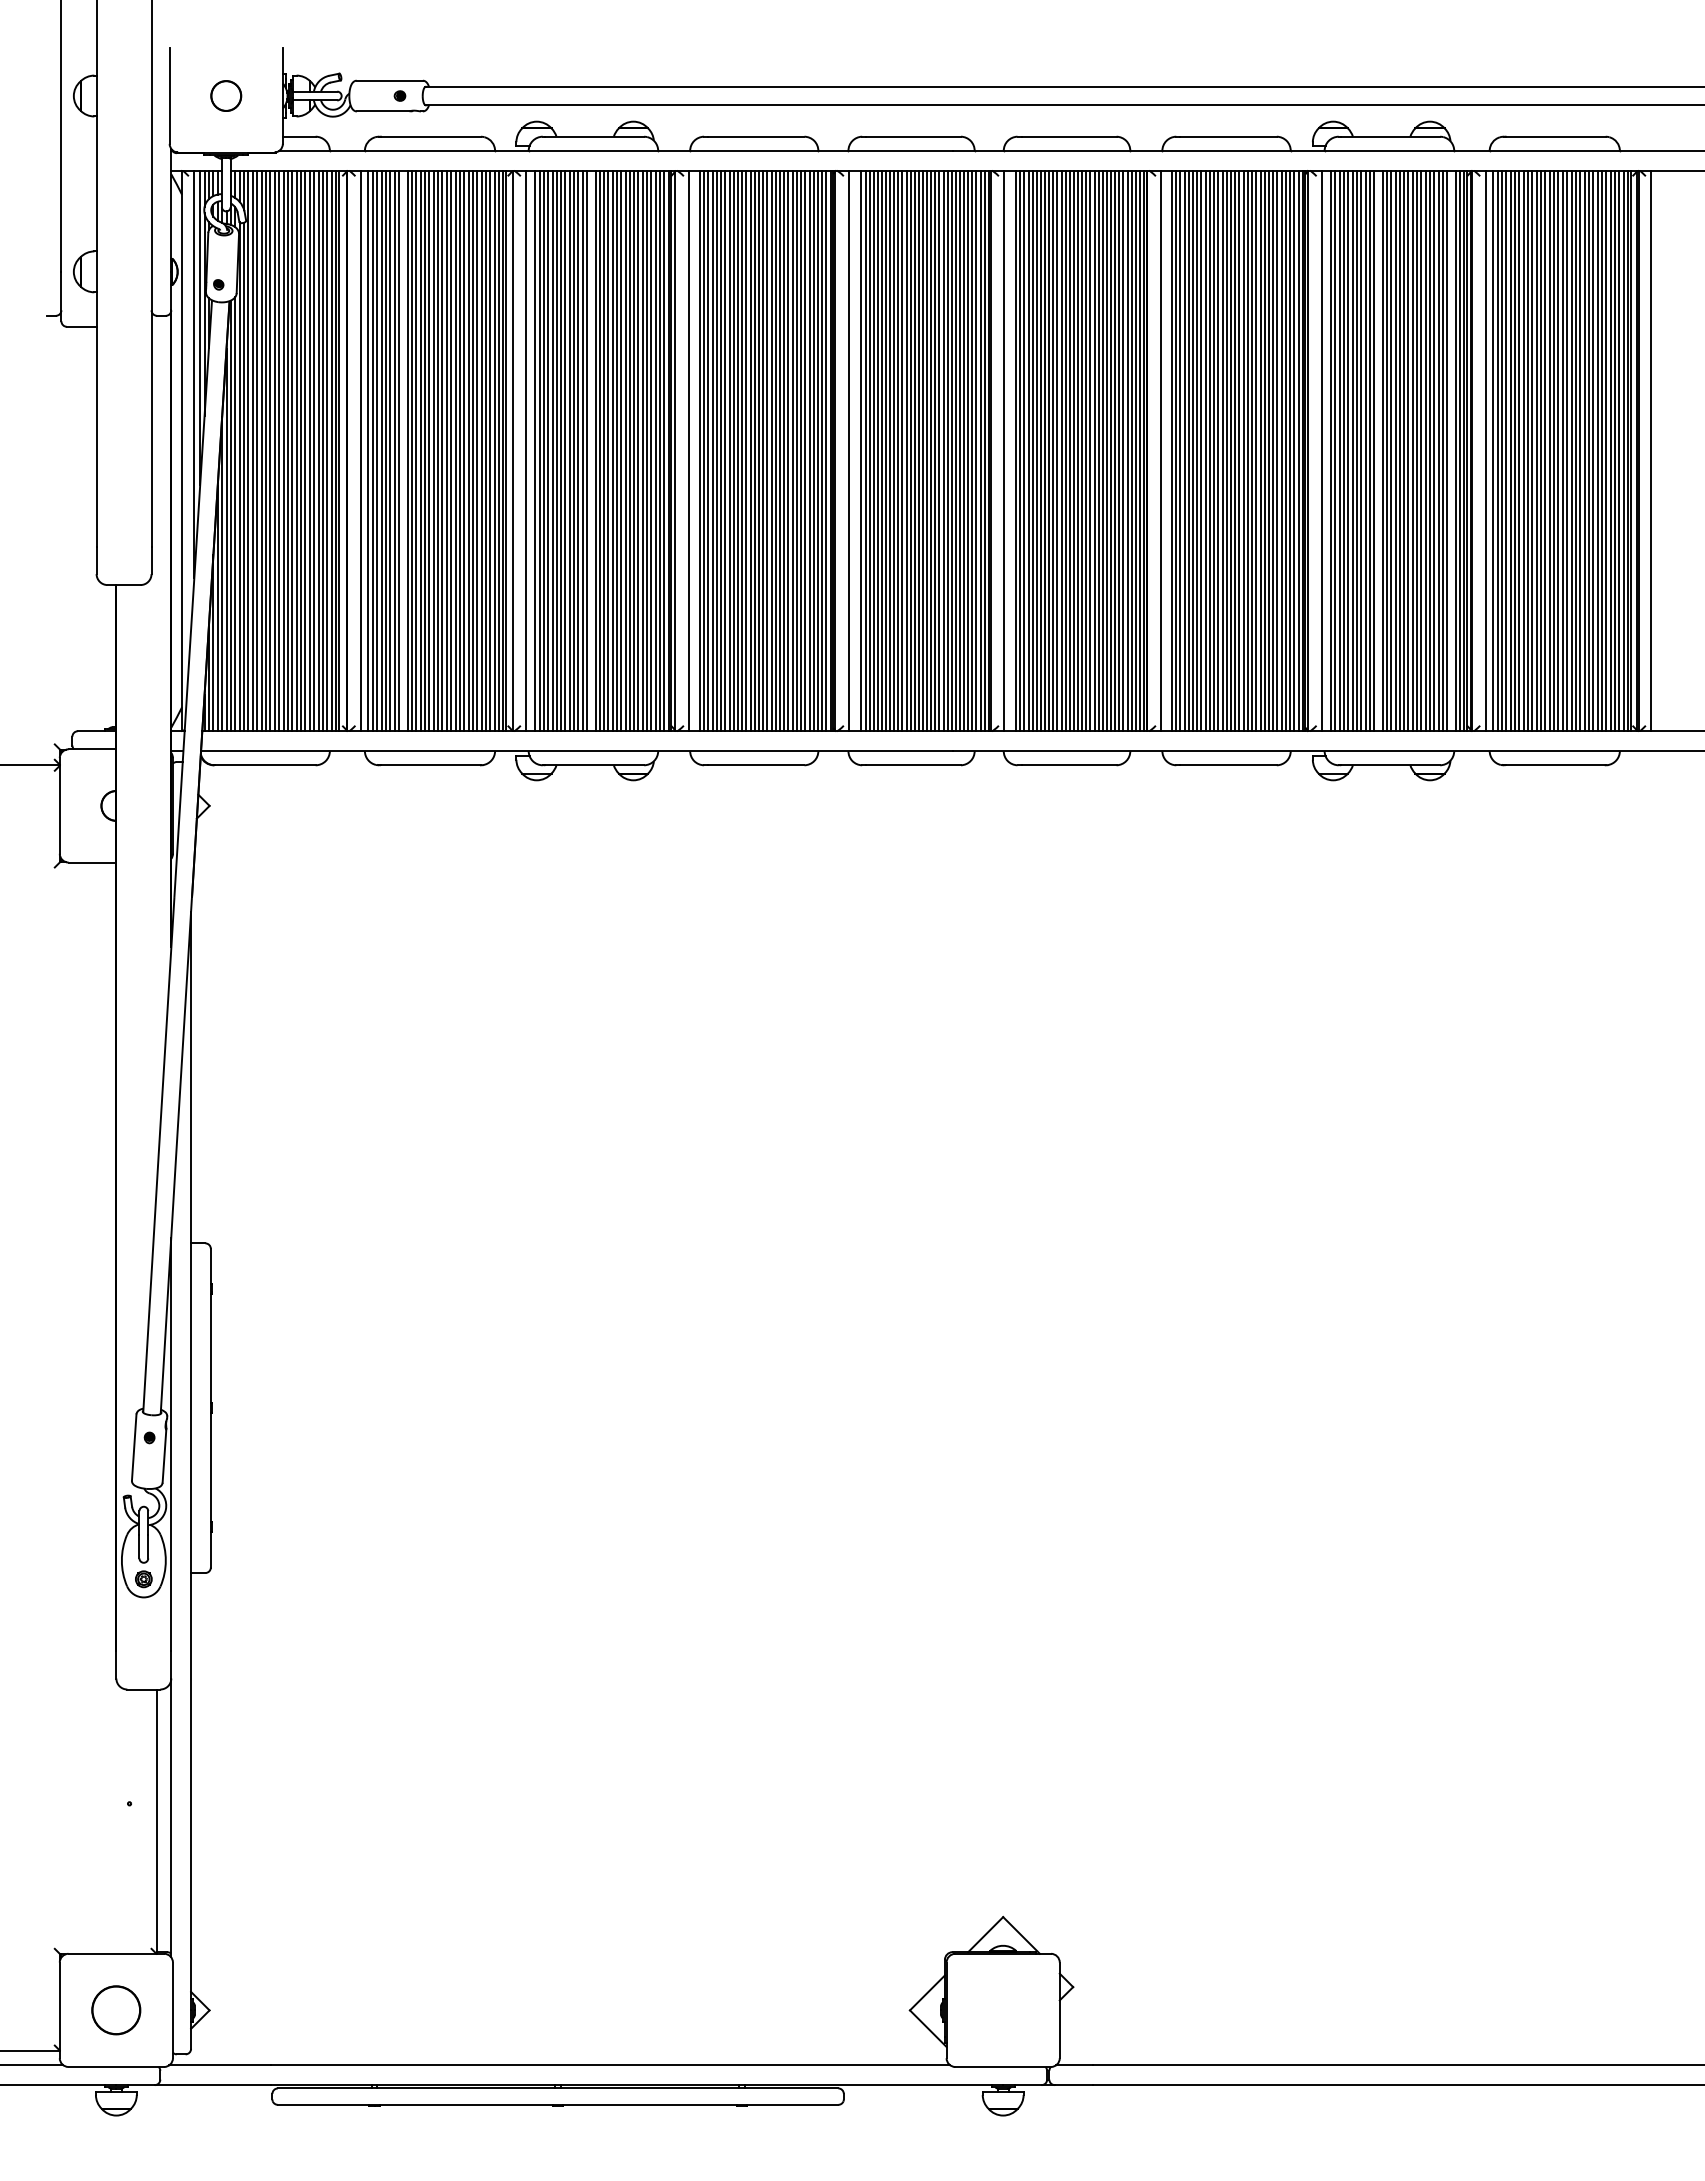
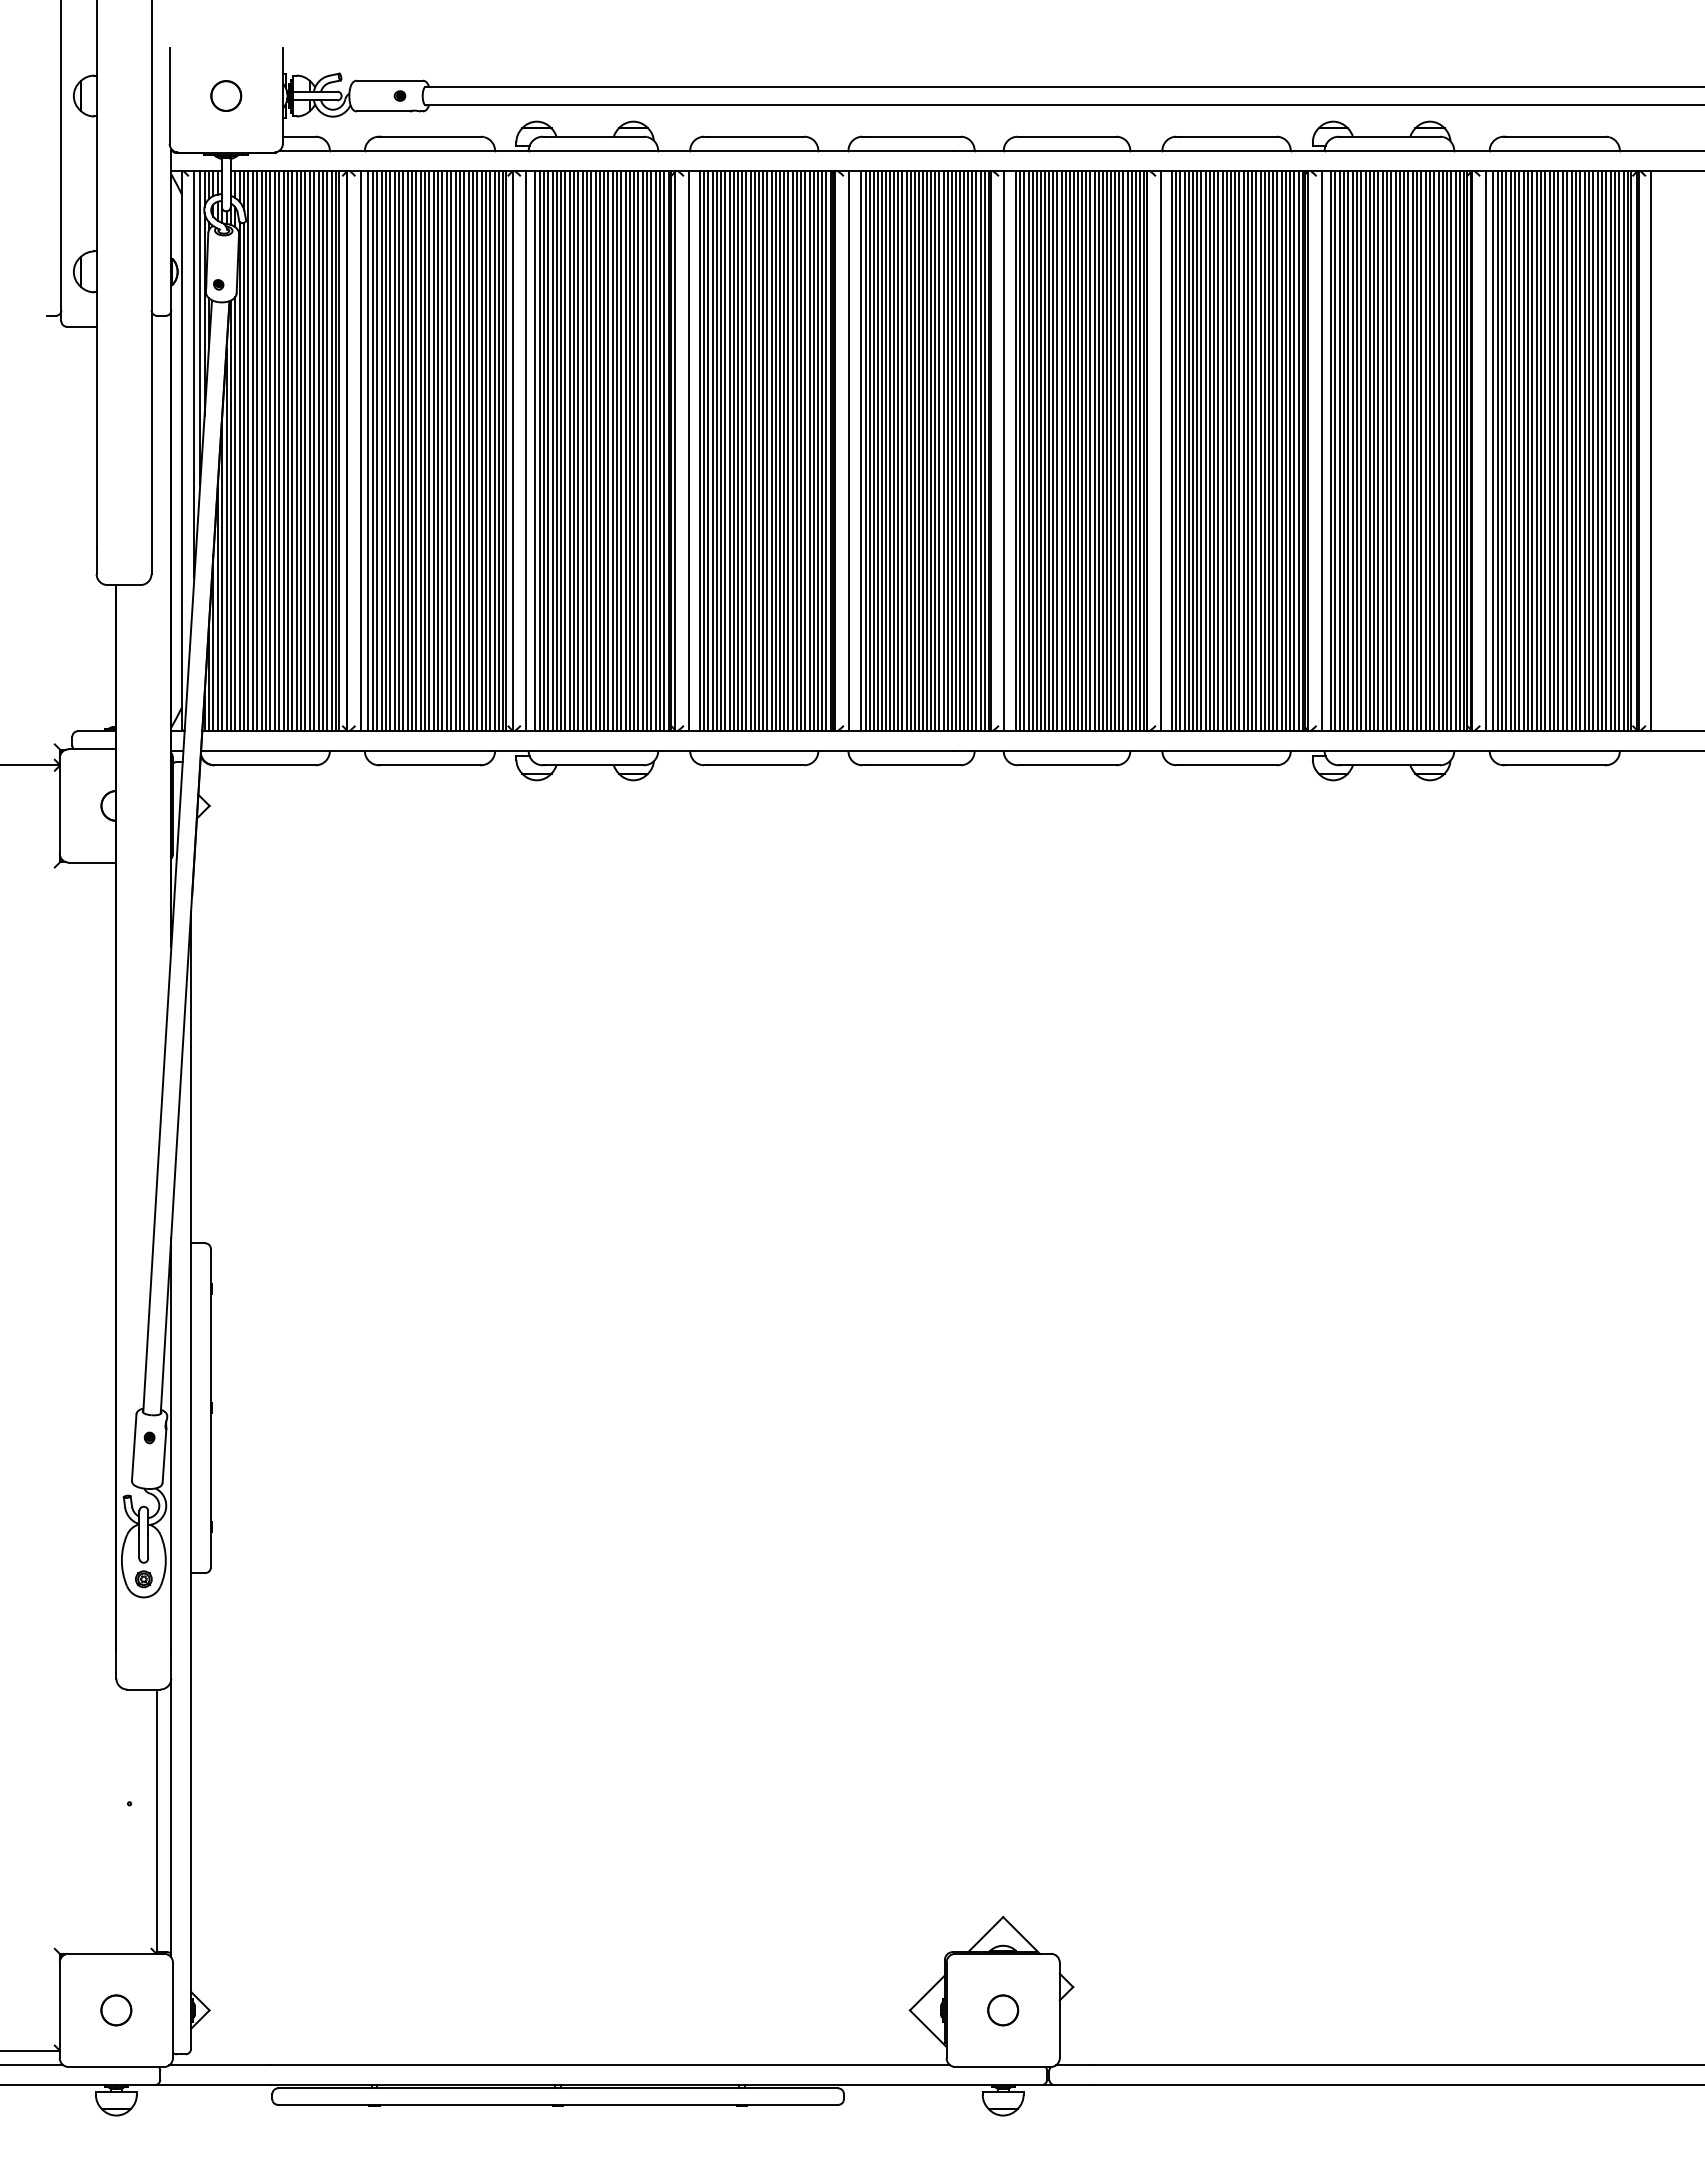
line: none -> present (403, 450)
line: none -> present (591, 450)
line: none -> present (1378, 450)
line: none -> present (1451, 450)
circle size: 51x51 px -> 33x33 px (116, 2010)
circle: none -> present (1003, 2010)
